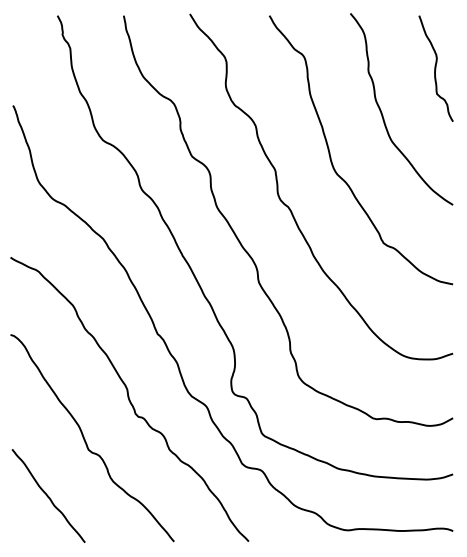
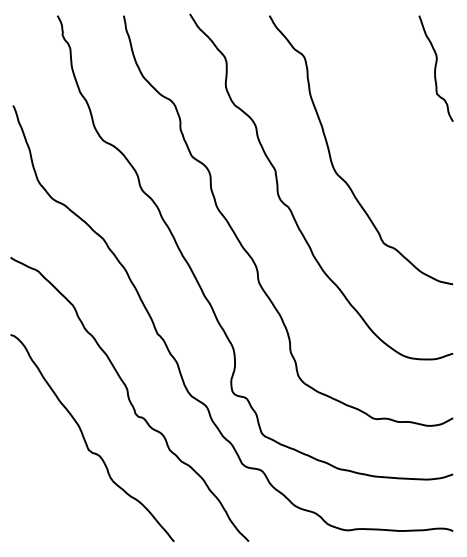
curve: present -> none (383, 115)
curve: present -> none (48, 495)
